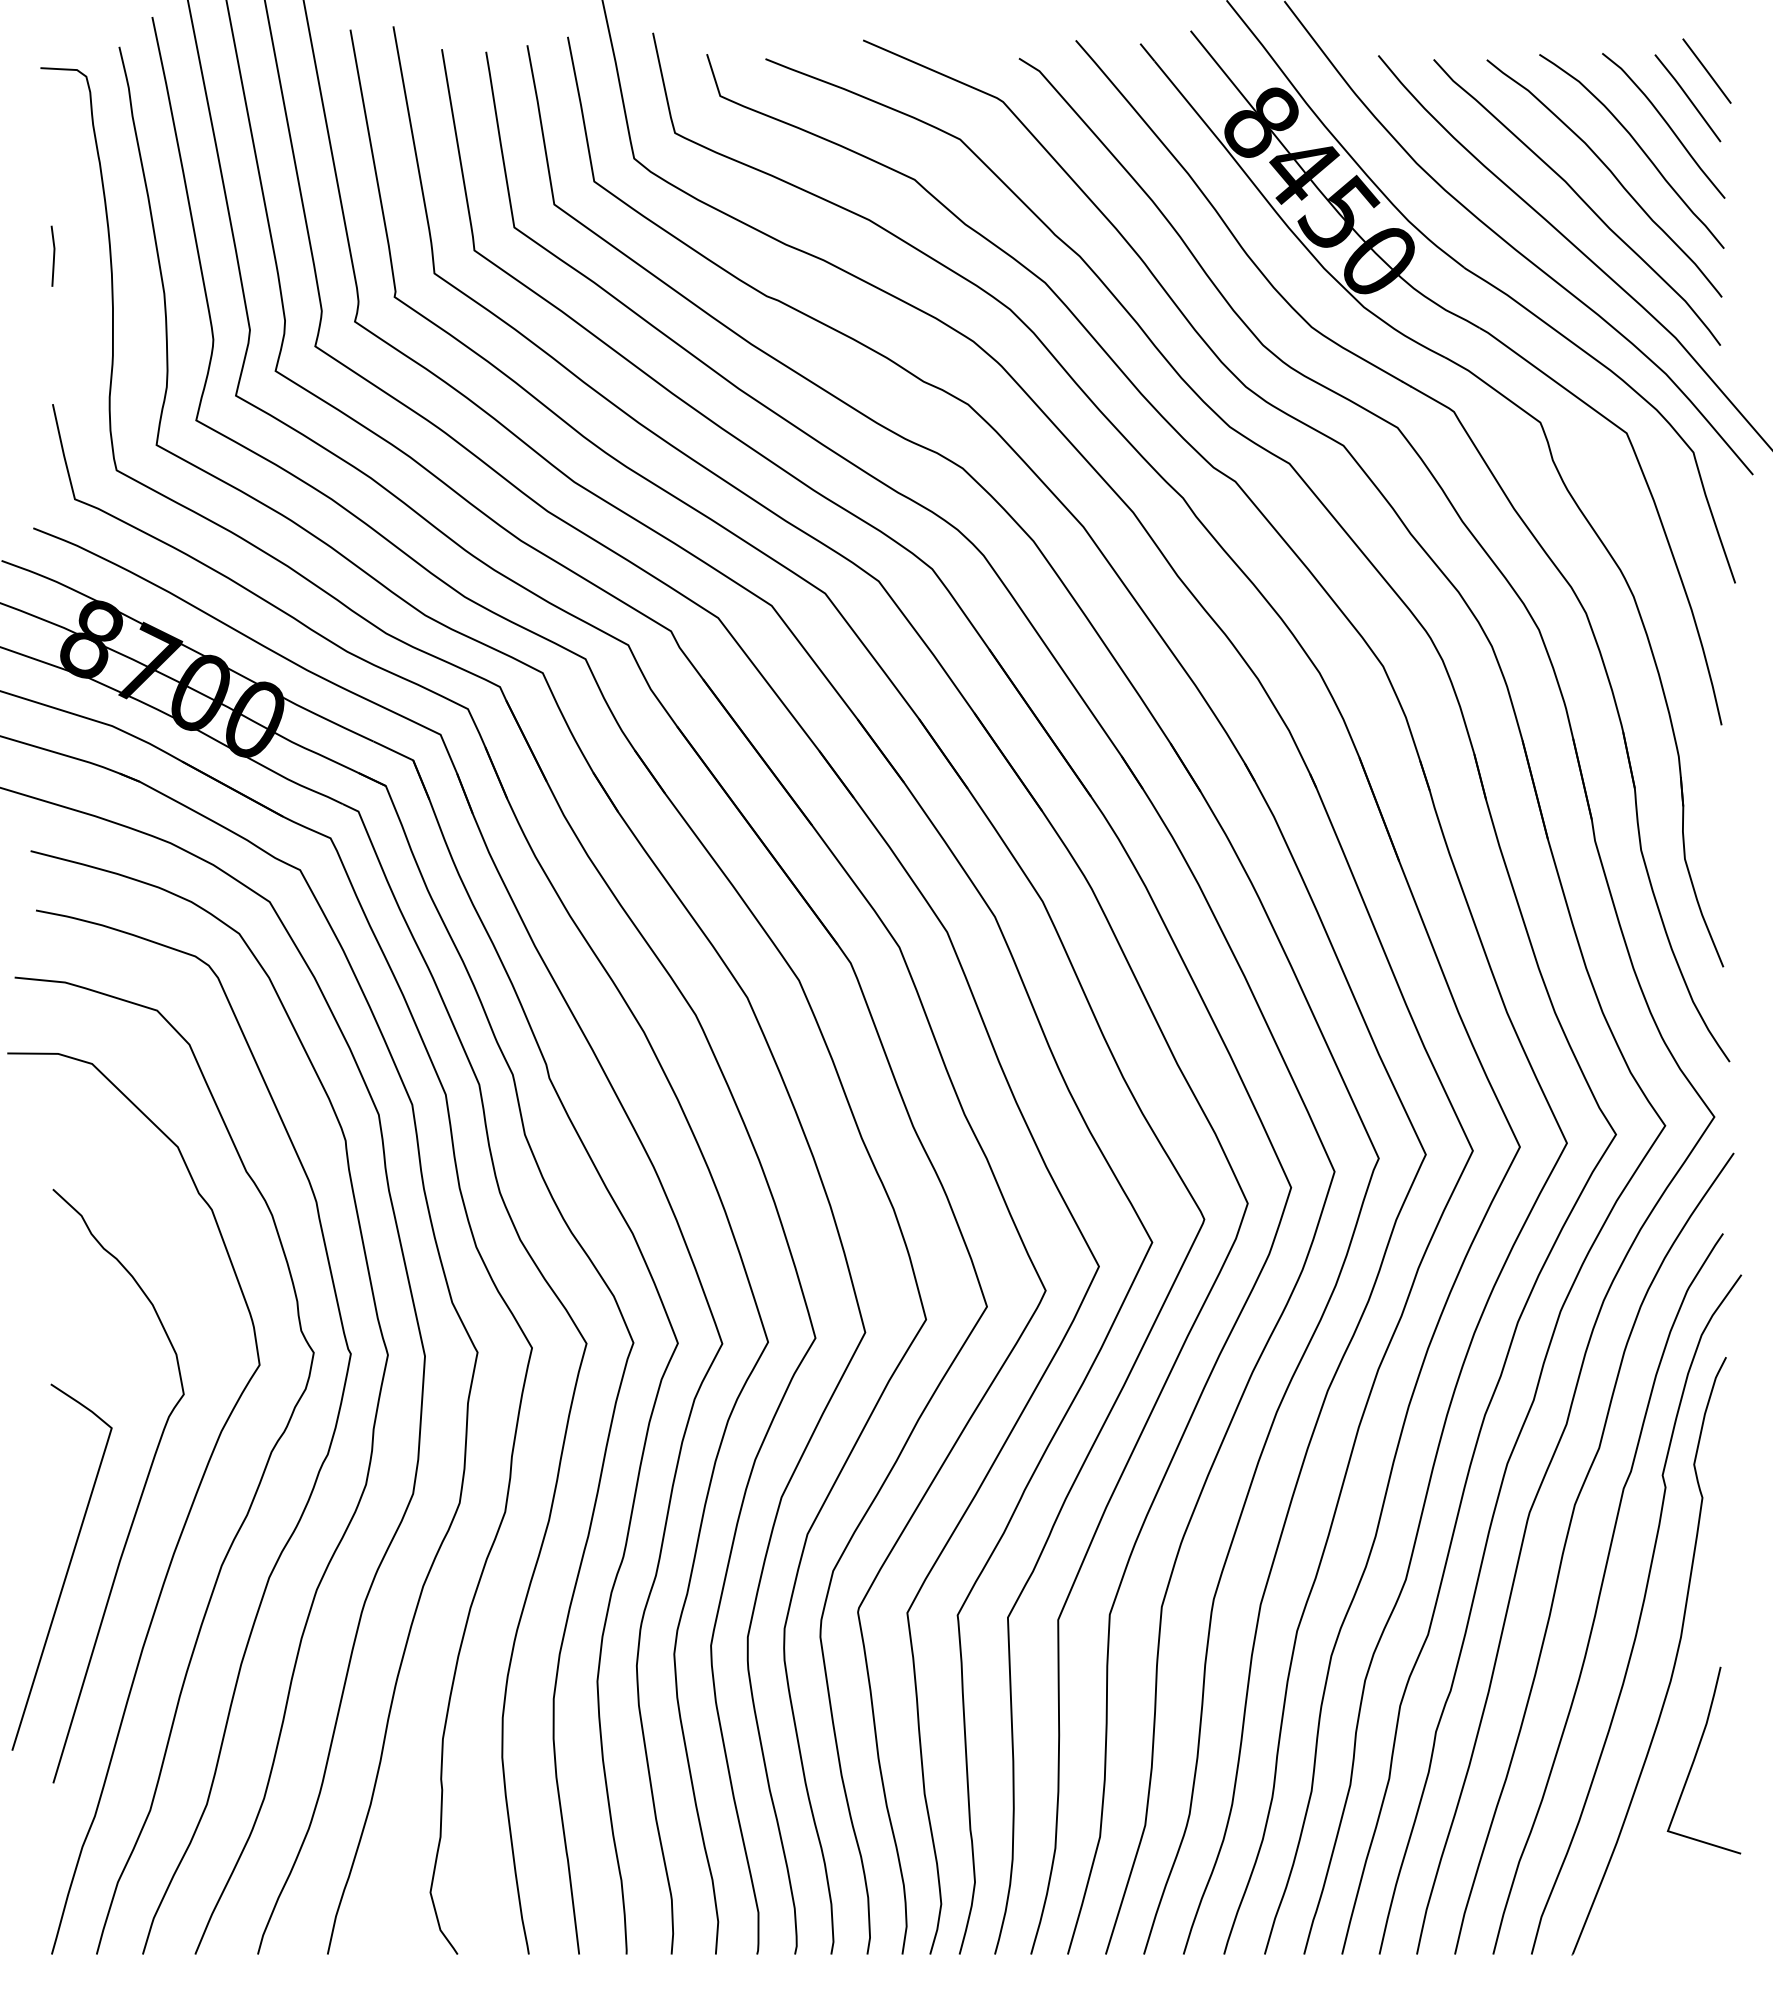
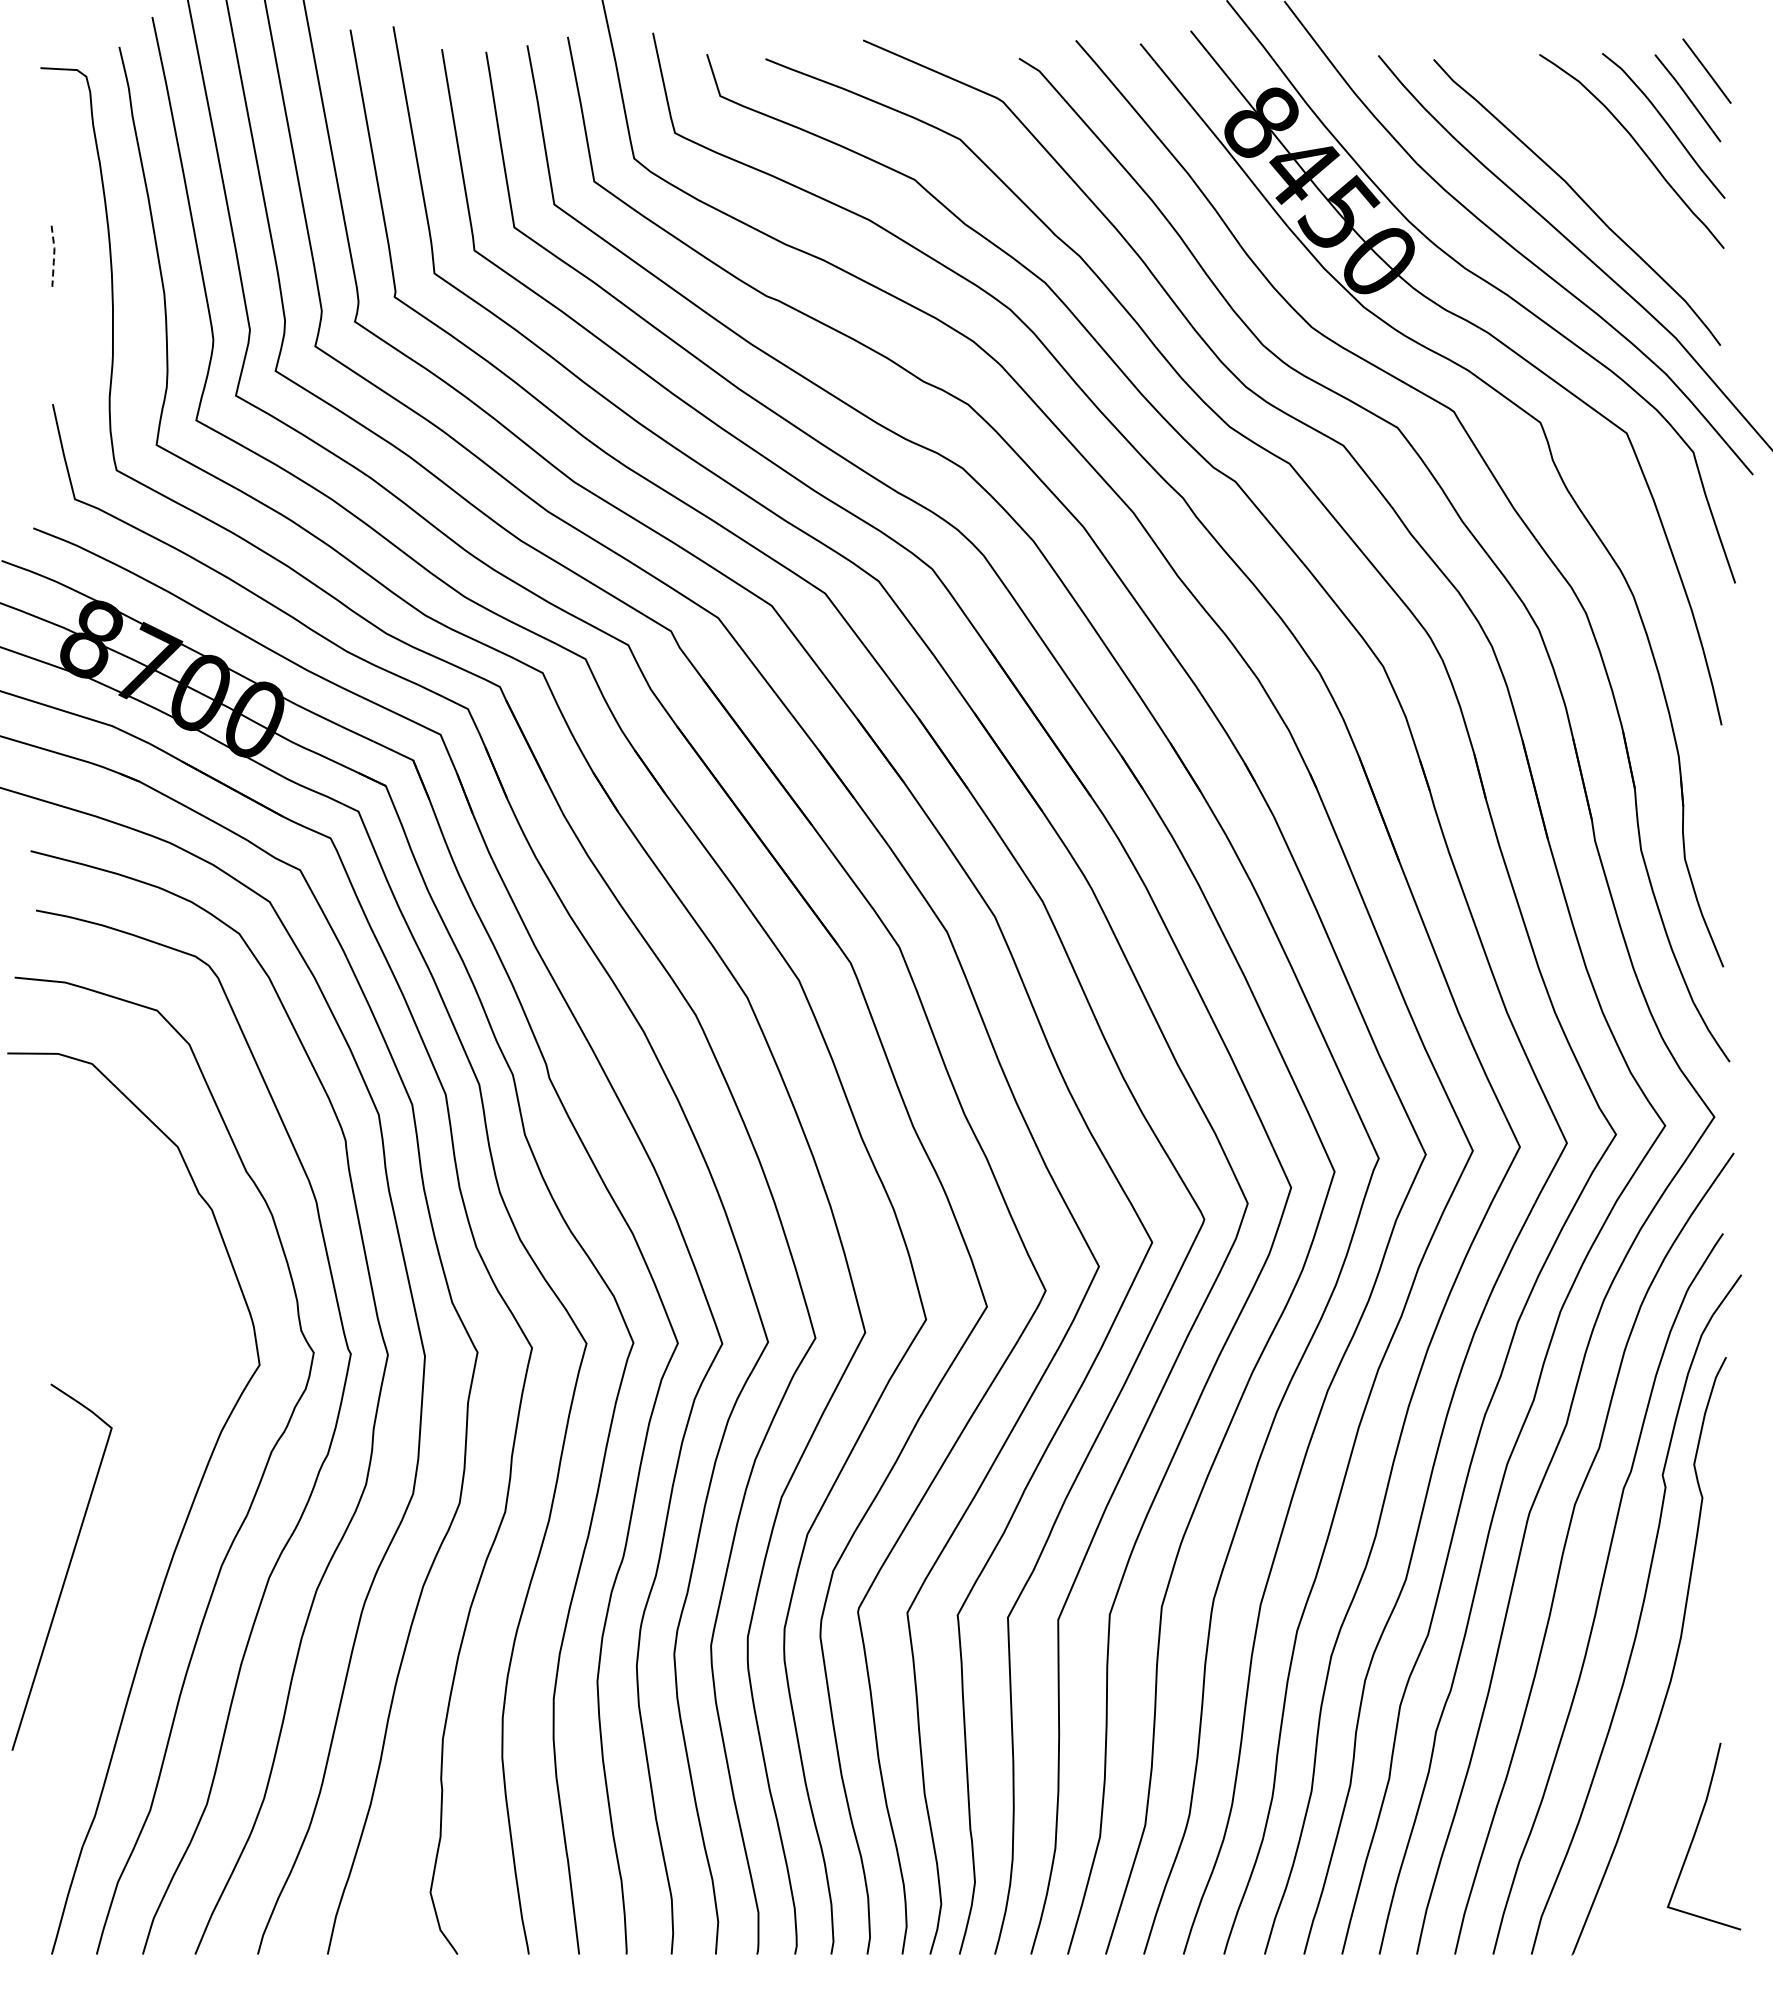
curve: present -> none (1610, 172)
line: solid -> dashed (54, 256)
curve: present -> none (141, 1492)
curve position: (1696, 1756) -> (1696, 1832) (1696, 1832)
